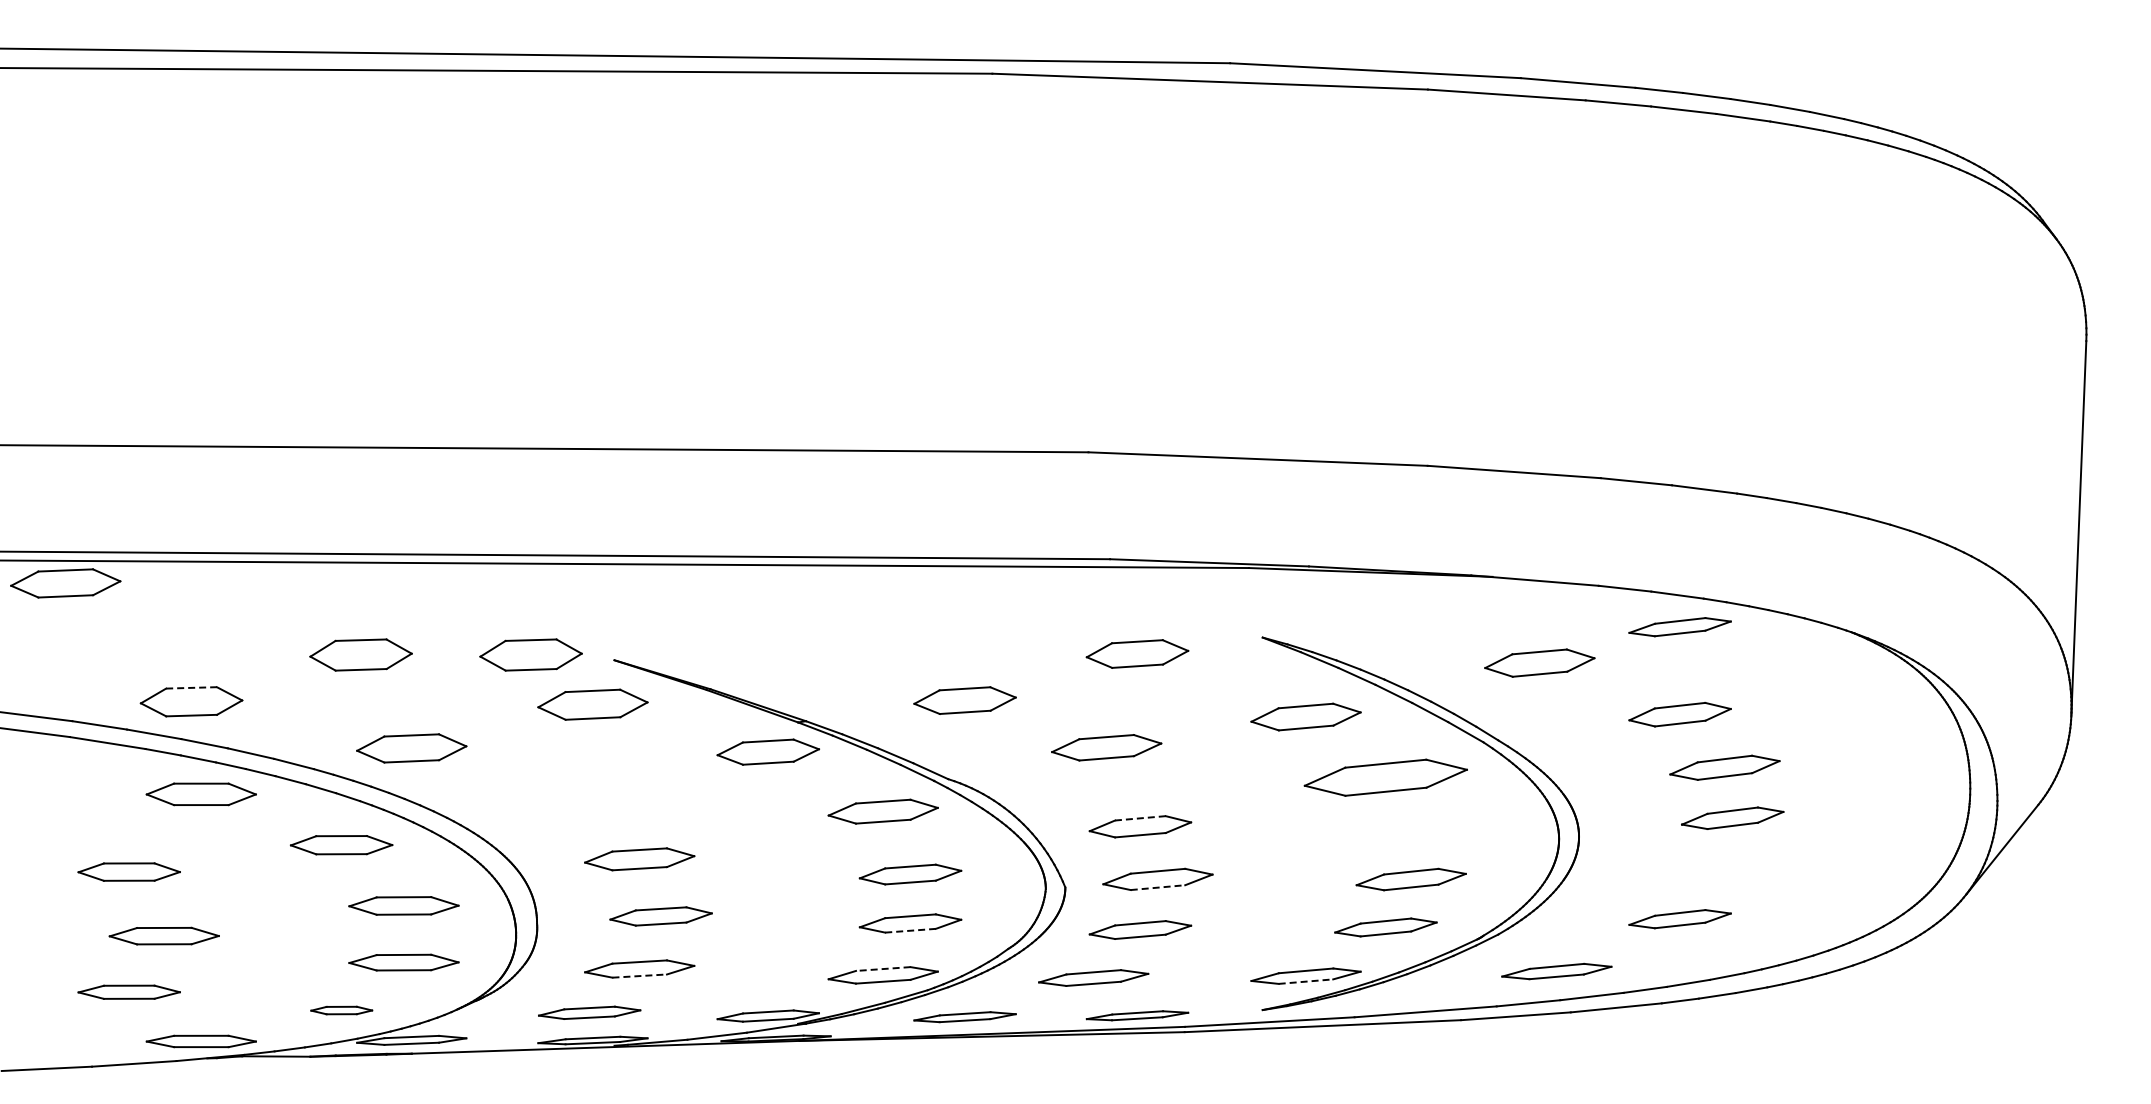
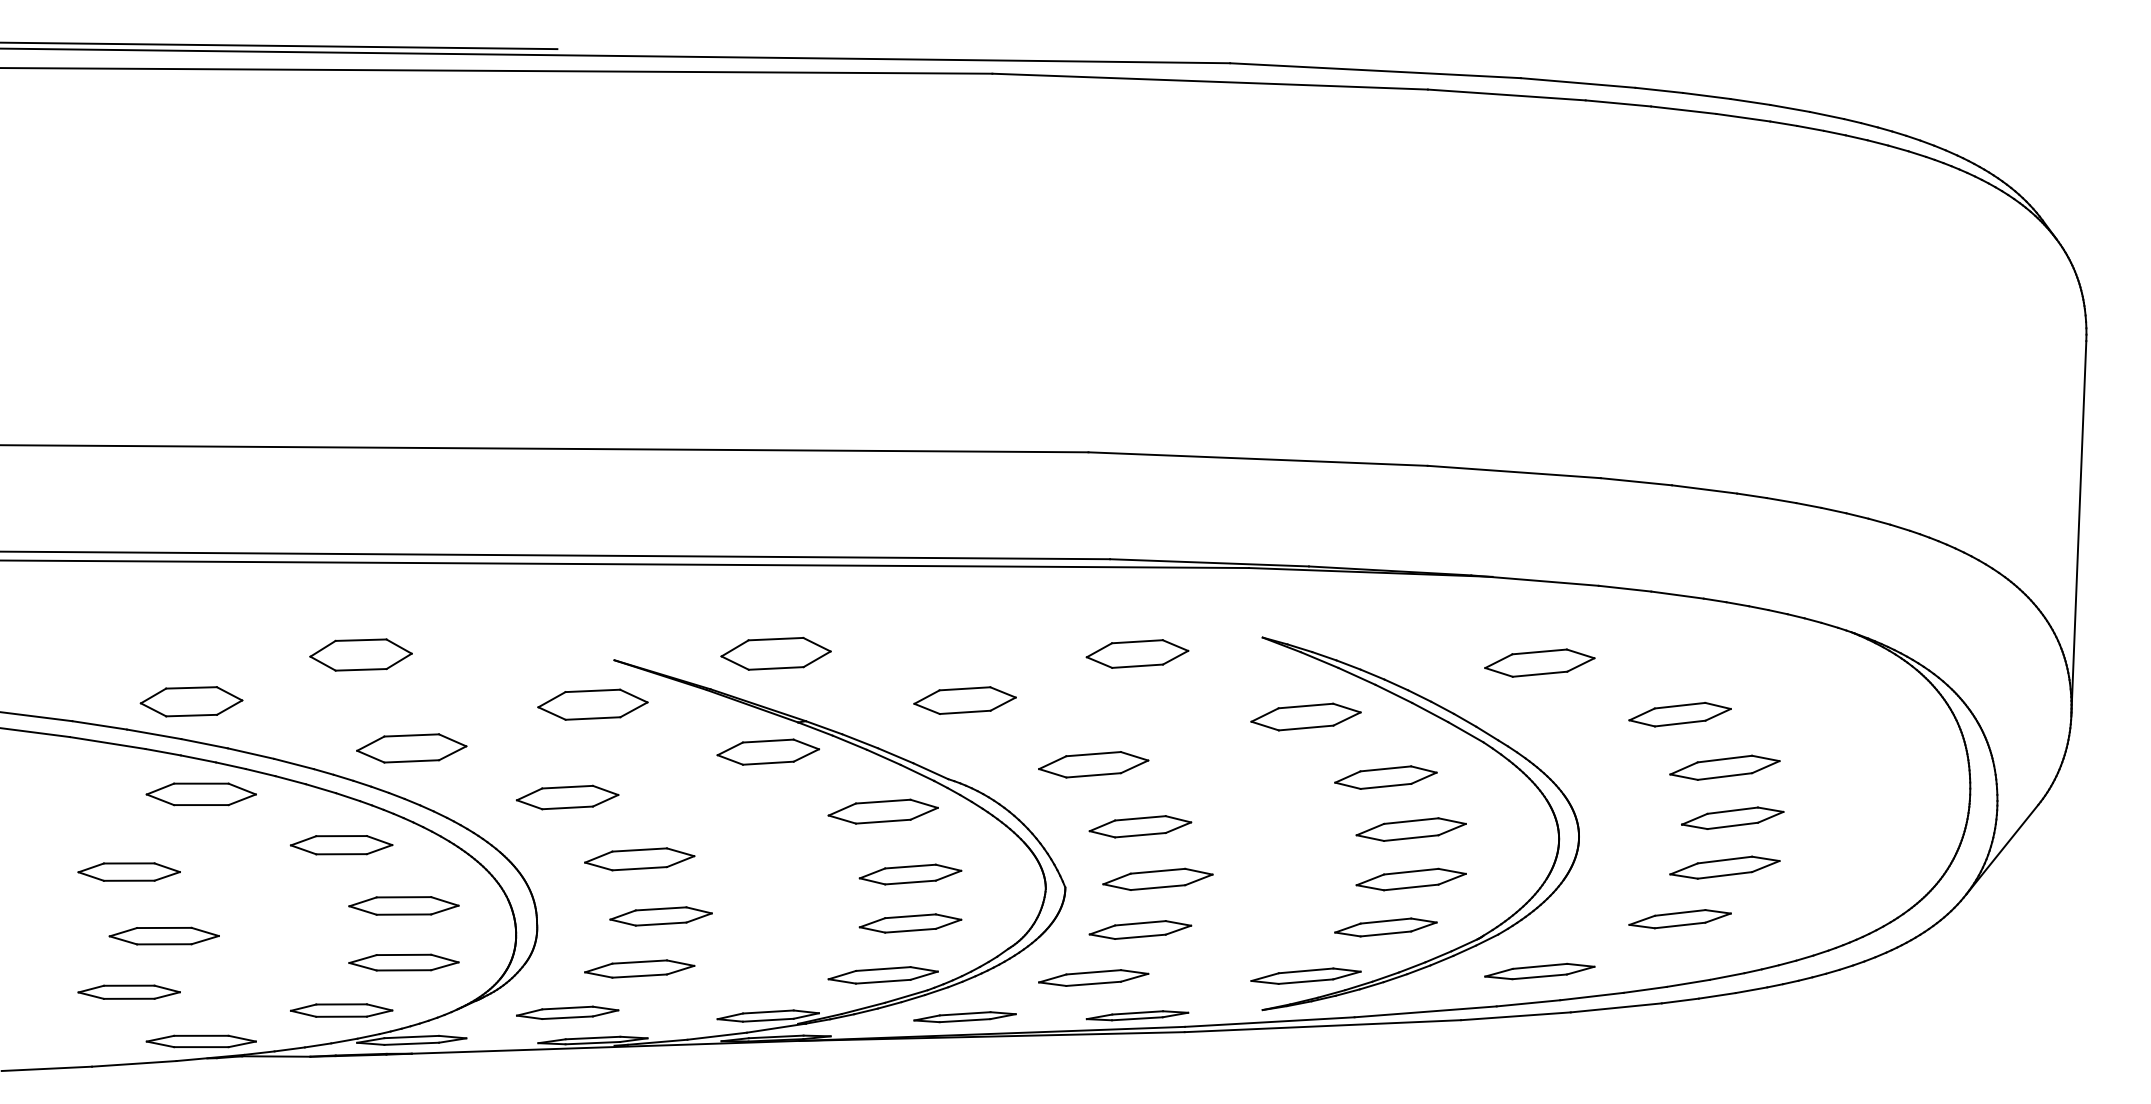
line: none -> present (279, 45)
part: present -> none (65, 583)
part: present -> none (1679, 627)
part: none -> present (775, 653)
part: present -> none (530, 654)
line: dashed -> solid (192, 687)
part position: (1106, 747) -> (1093, 764) (1093, 764)
part size: 165x39 px -> 104x25 px (1385, 777)
part: none -> present (567, 797)
line: dashed -> solid (1139, 818)
part: none -> present (1410, 829)
part: none -> present (1724, 867)
line: dashed -> solid (1158, 887)
line: dashed -> solid (911, 930)
line: dashed -> solid (882, 969)
part position: (1556, 971) -> (1539, 971) (1539, 971)
line: dashed -> solid (640, 976)
line: dashed -> solid (1306, 981)
part size: 64x11 px -> 104x15 px (341, 1010)
part position: (589, 1012) -> (567, 1012) (567, 1012)
